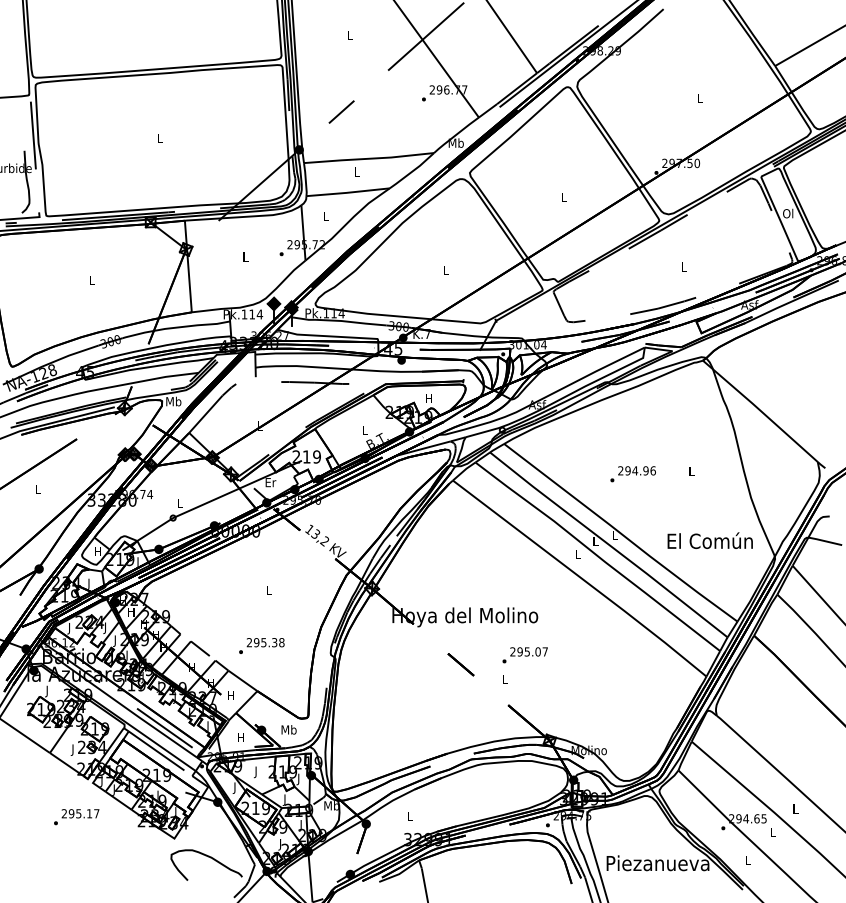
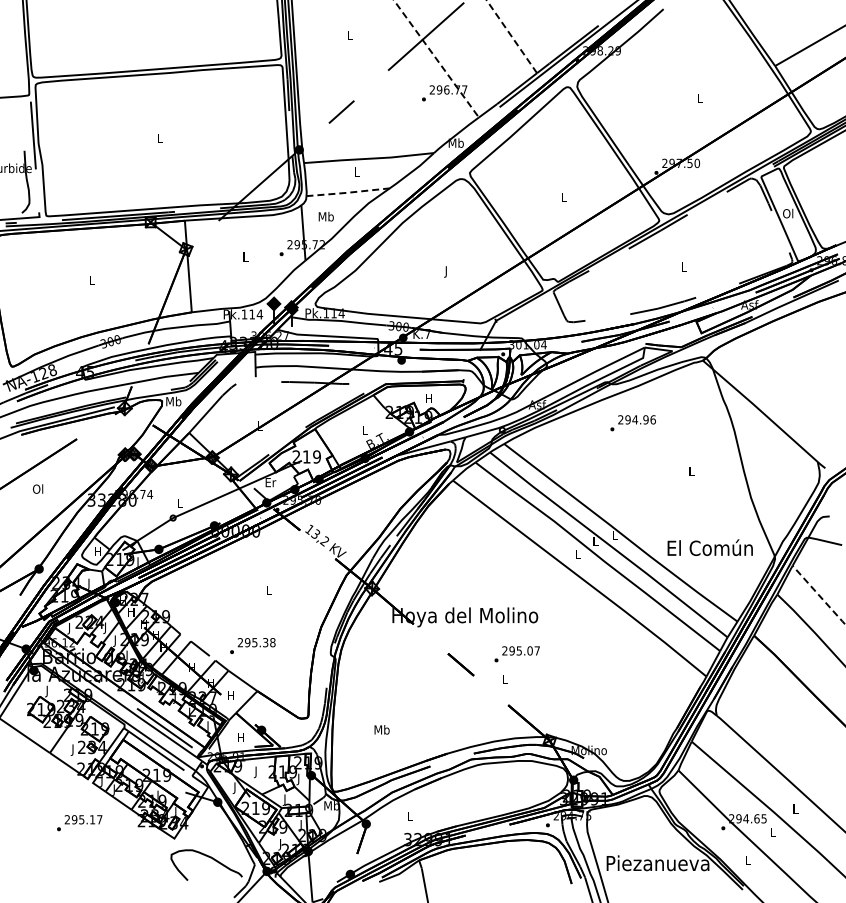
line: solid -> dashed (511, 36)
line: solid -> dashed (436, 59)
line: solid -> dashed (347, 192)
text: L -> Mb (325, 216)
text: L -> J (446, 271)
text position: (632, 474) -> (632, 423) (632, 423)
text: L -> Ol (37, 488)
text position: (709, 540) -> (709, 547) (709, 547)
line: solid -> dashed (819, 595)
text position: (261, 645) -> (252, 645) (252, 645)
text position: (524, 655) -> (516, 654) (516, 654)
text position: (288, 729) -> (381, 729) (381, 729)
text position: (76, 817) -> (79, 823) (79, 823)
